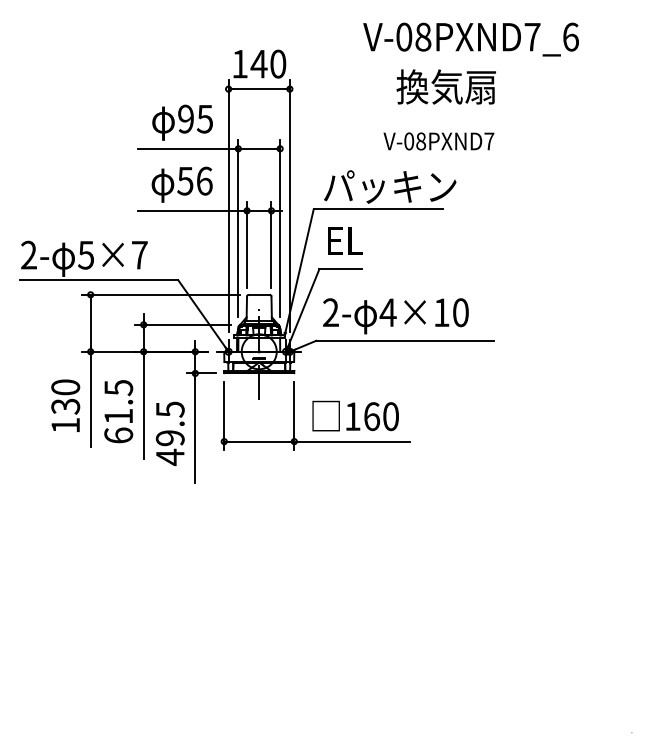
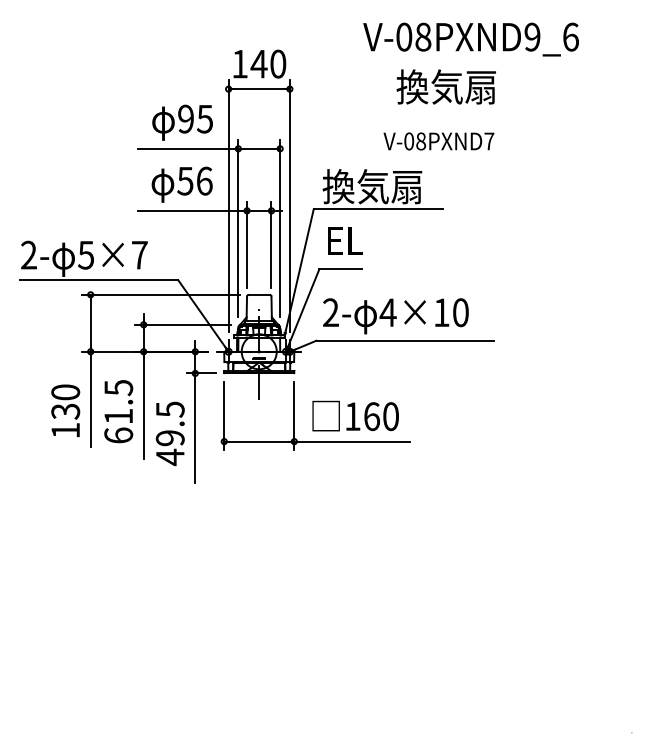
text: V-08PXND7_6 -> V-08PXND9_6 (532, 36)
text: パッキン -> 換気扇 (389, 186)
text position: (65, 405) -> (65, 410) (65, 410)
